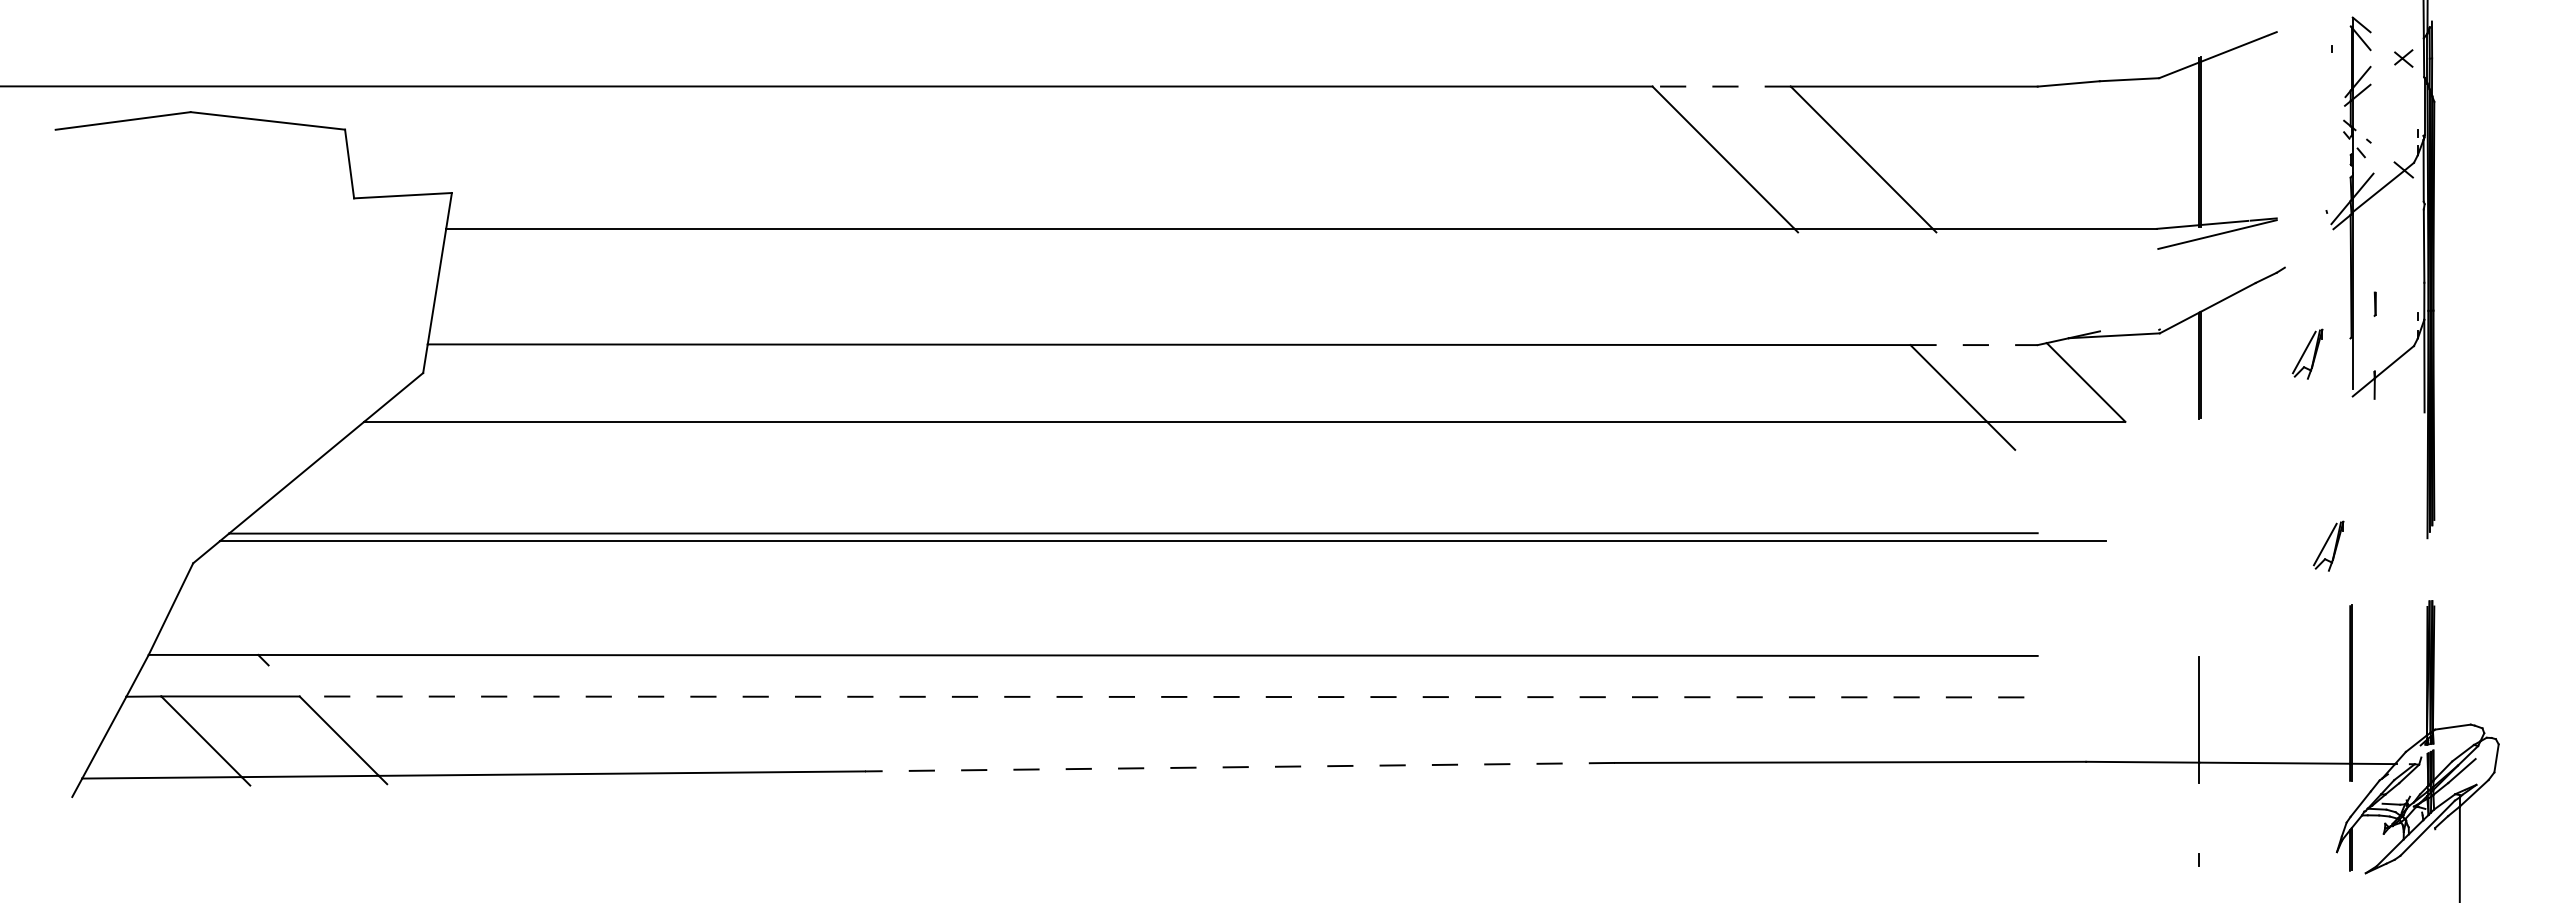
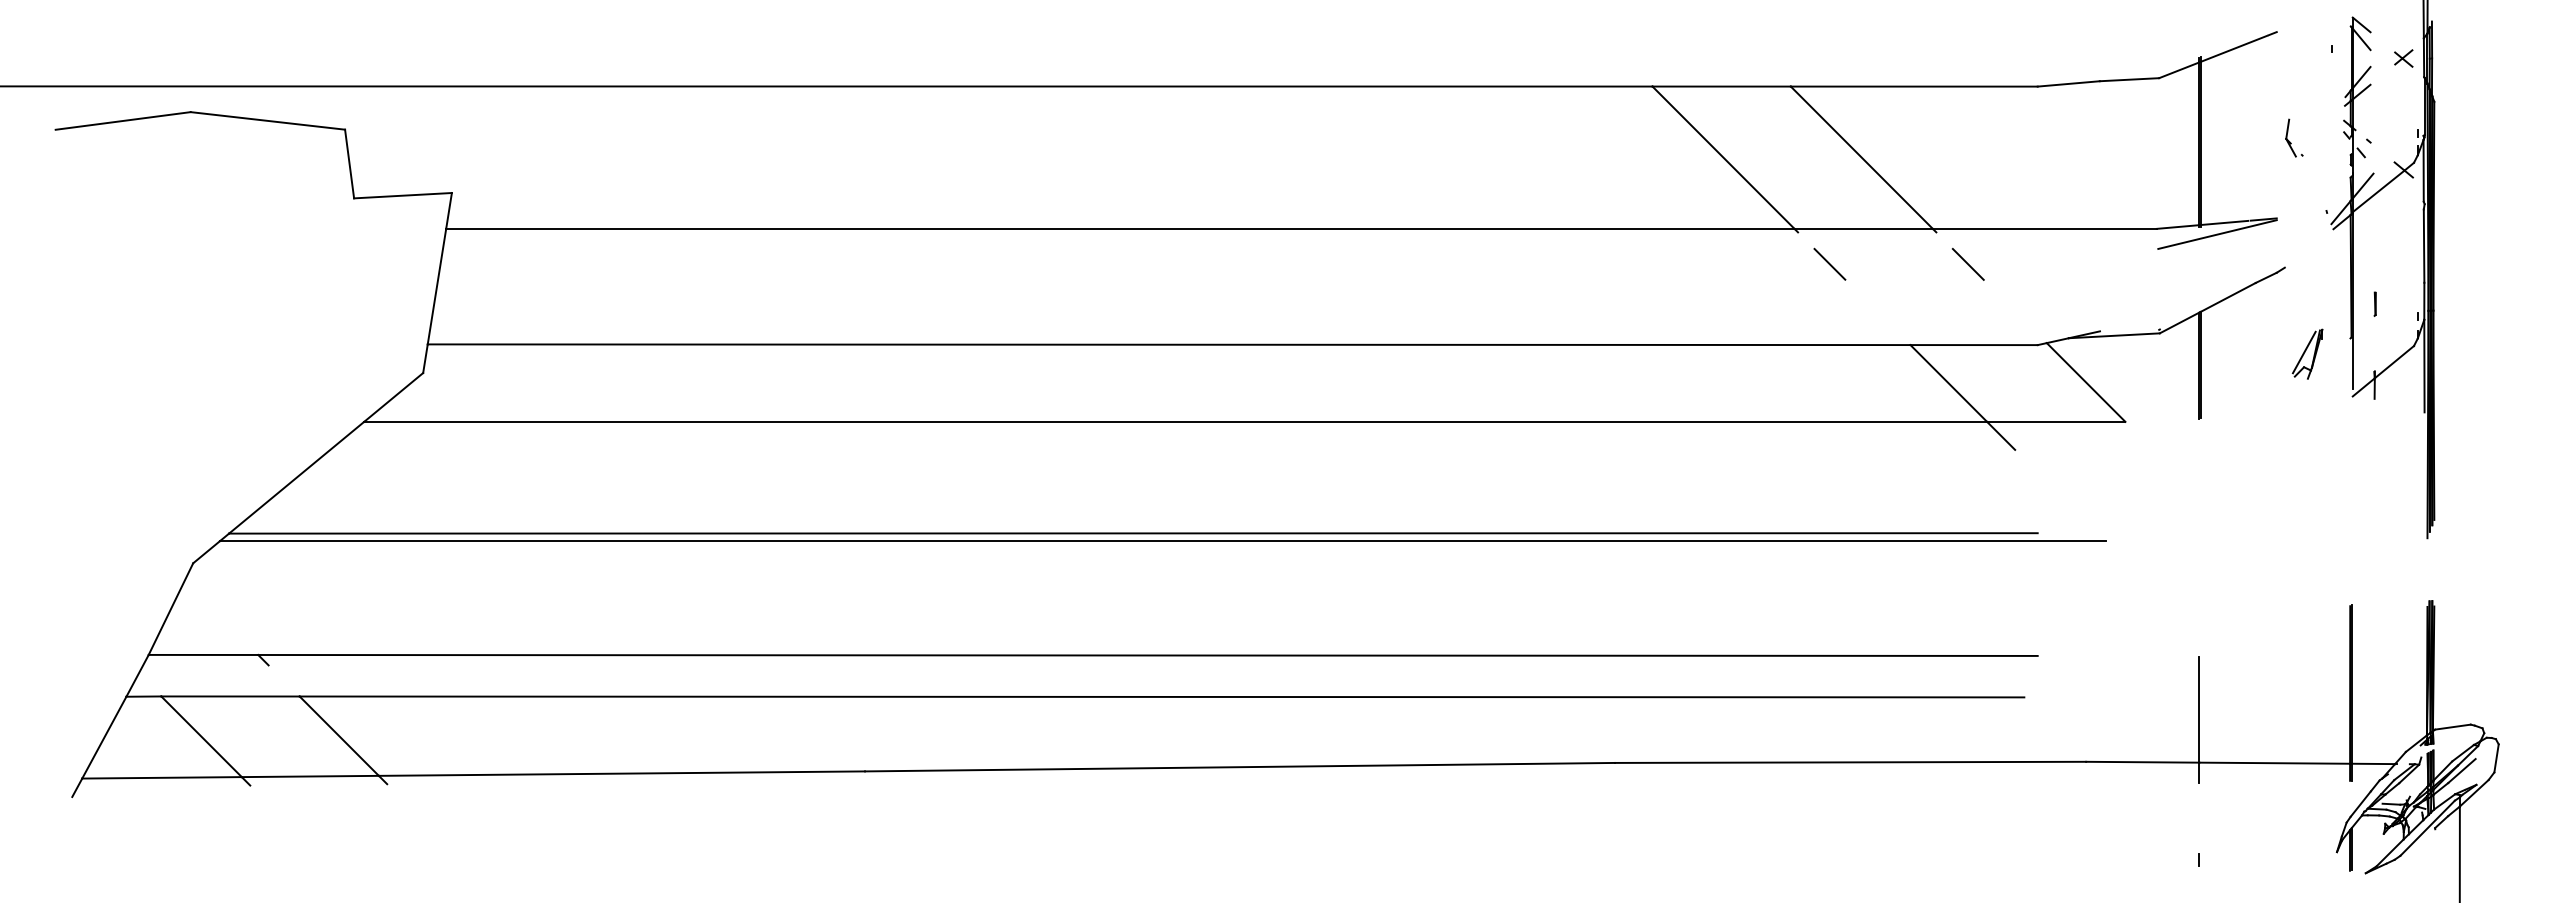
line: dashed -> solid (1721, 86)
part: none -> present (2294, 137)
line: none -> present (1829, 263)
line: none -> present (1967, 263)
line: dashed -> solid (1974, 345)
part: present -> none (2328, 545)
line: dashed -> solid (1161, 696)
line: dashed -> solid (1239, 767)
